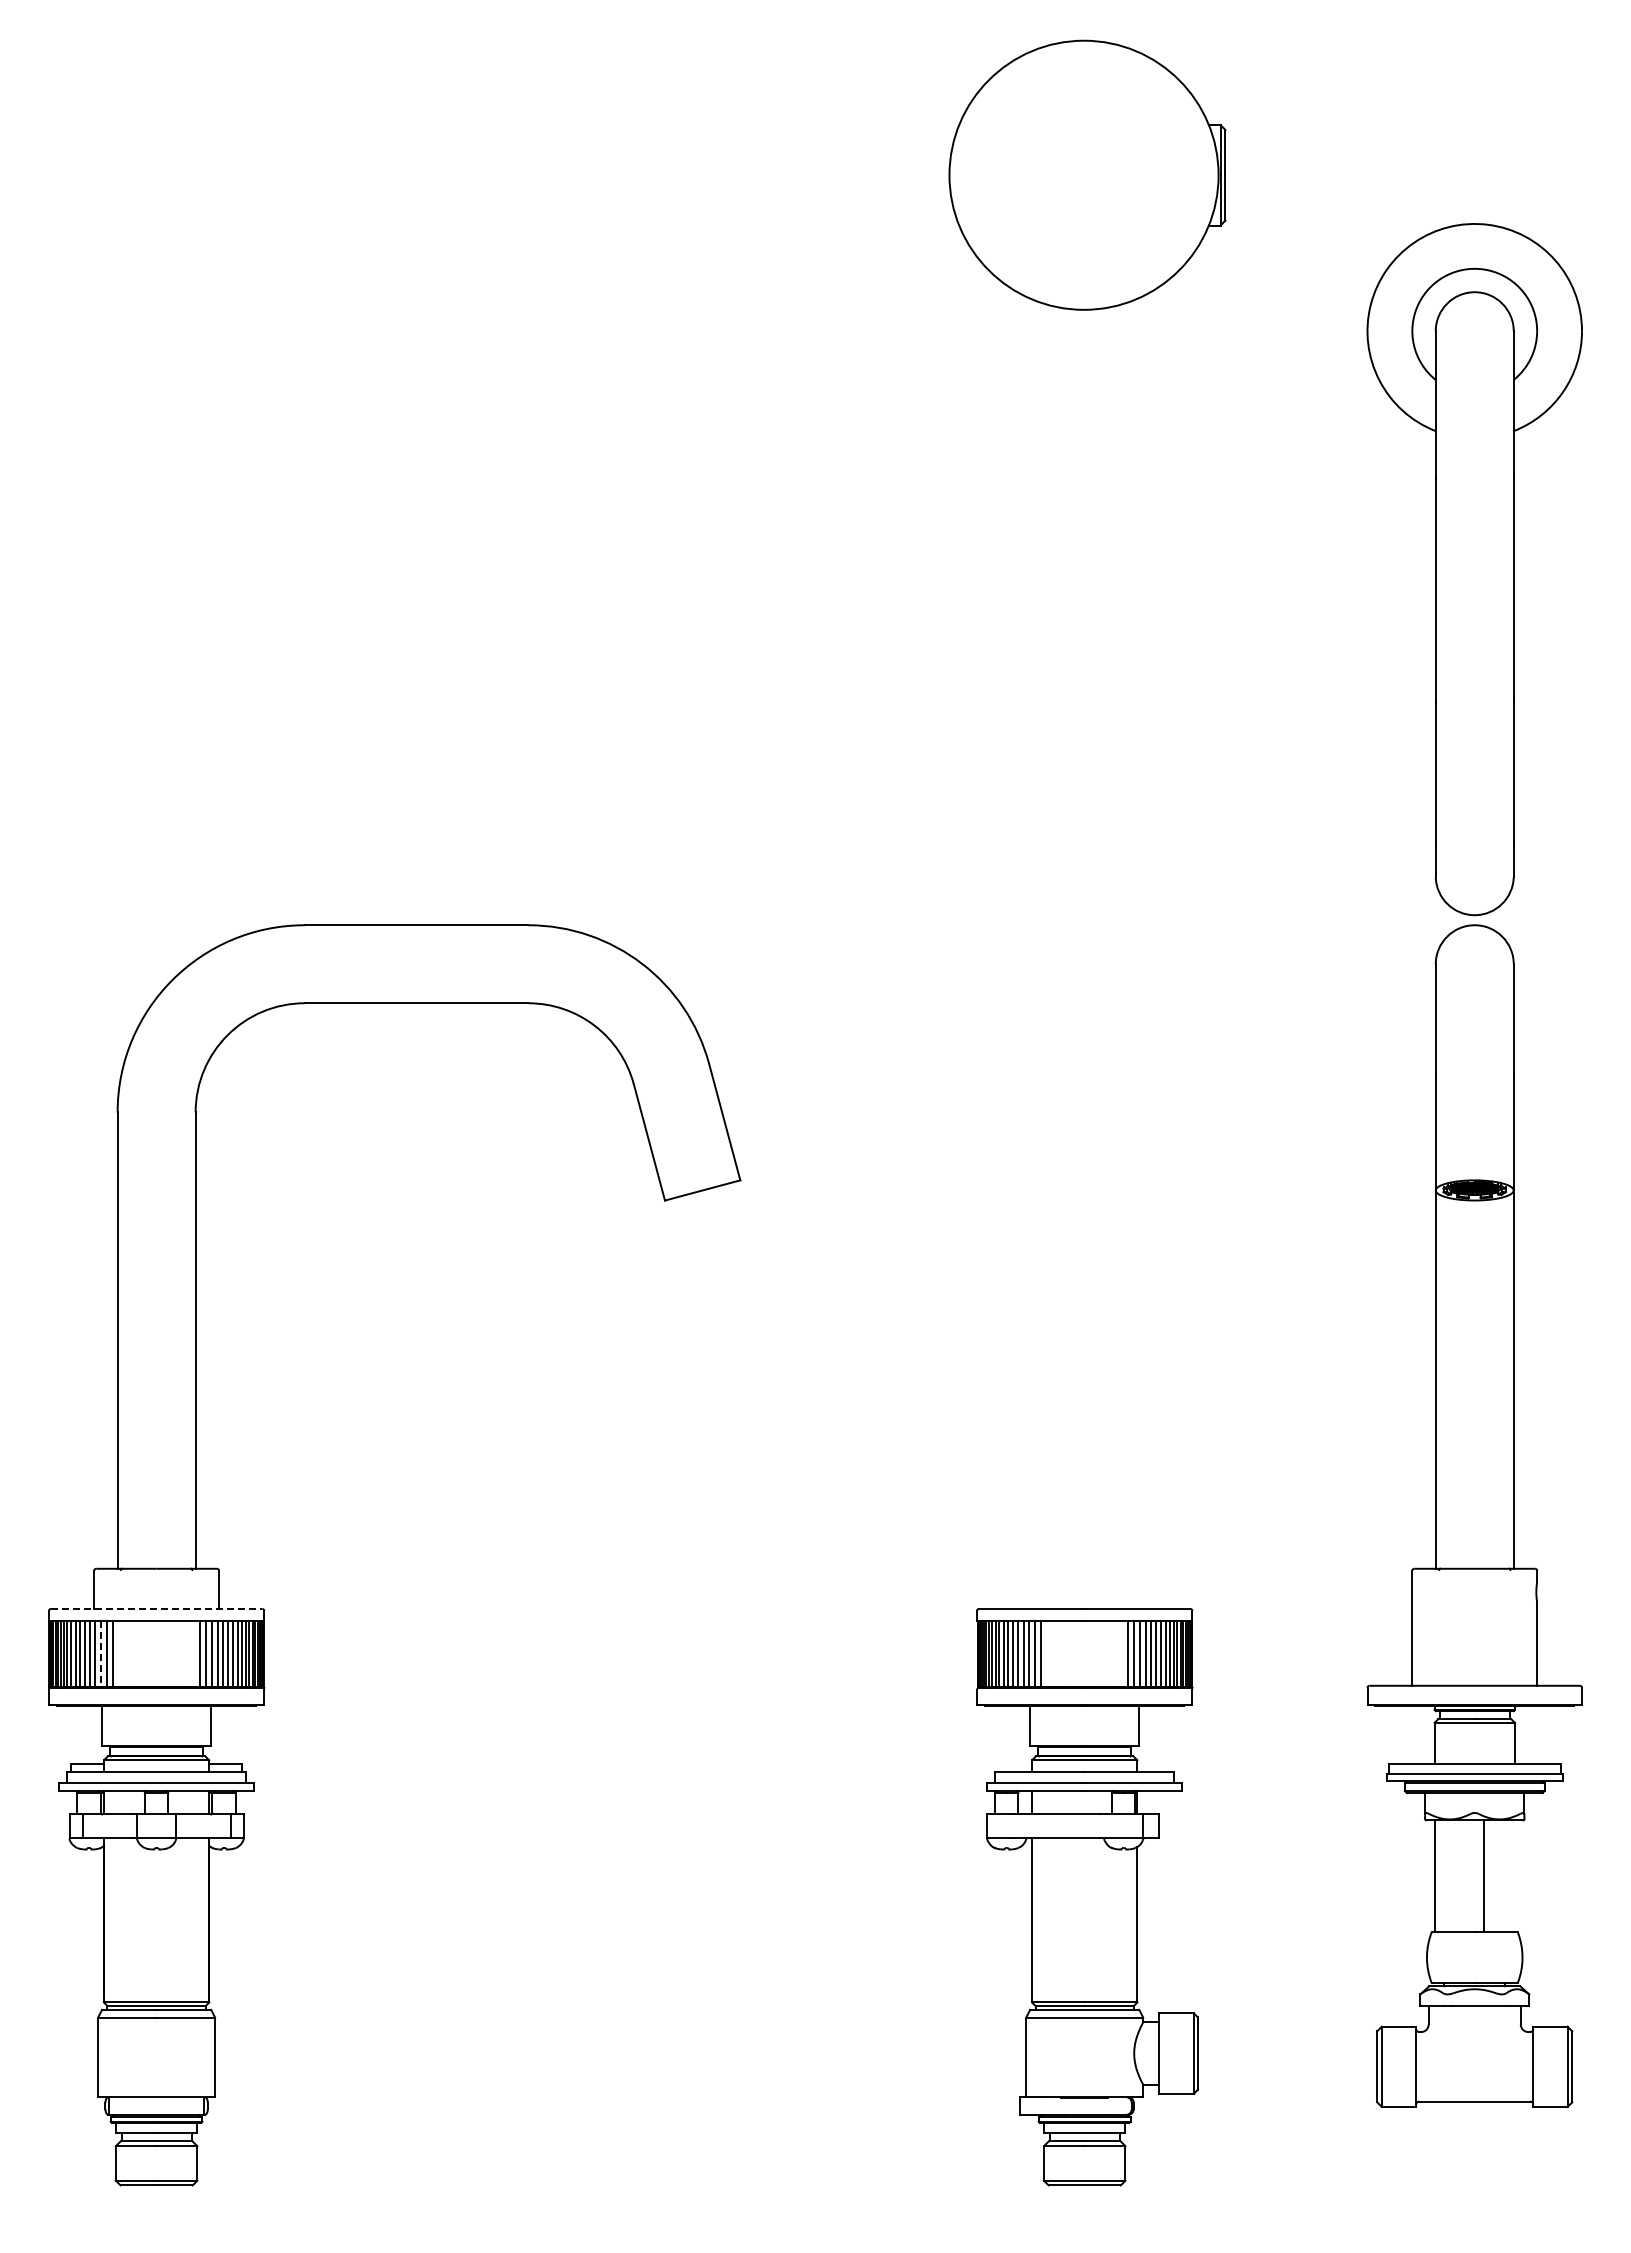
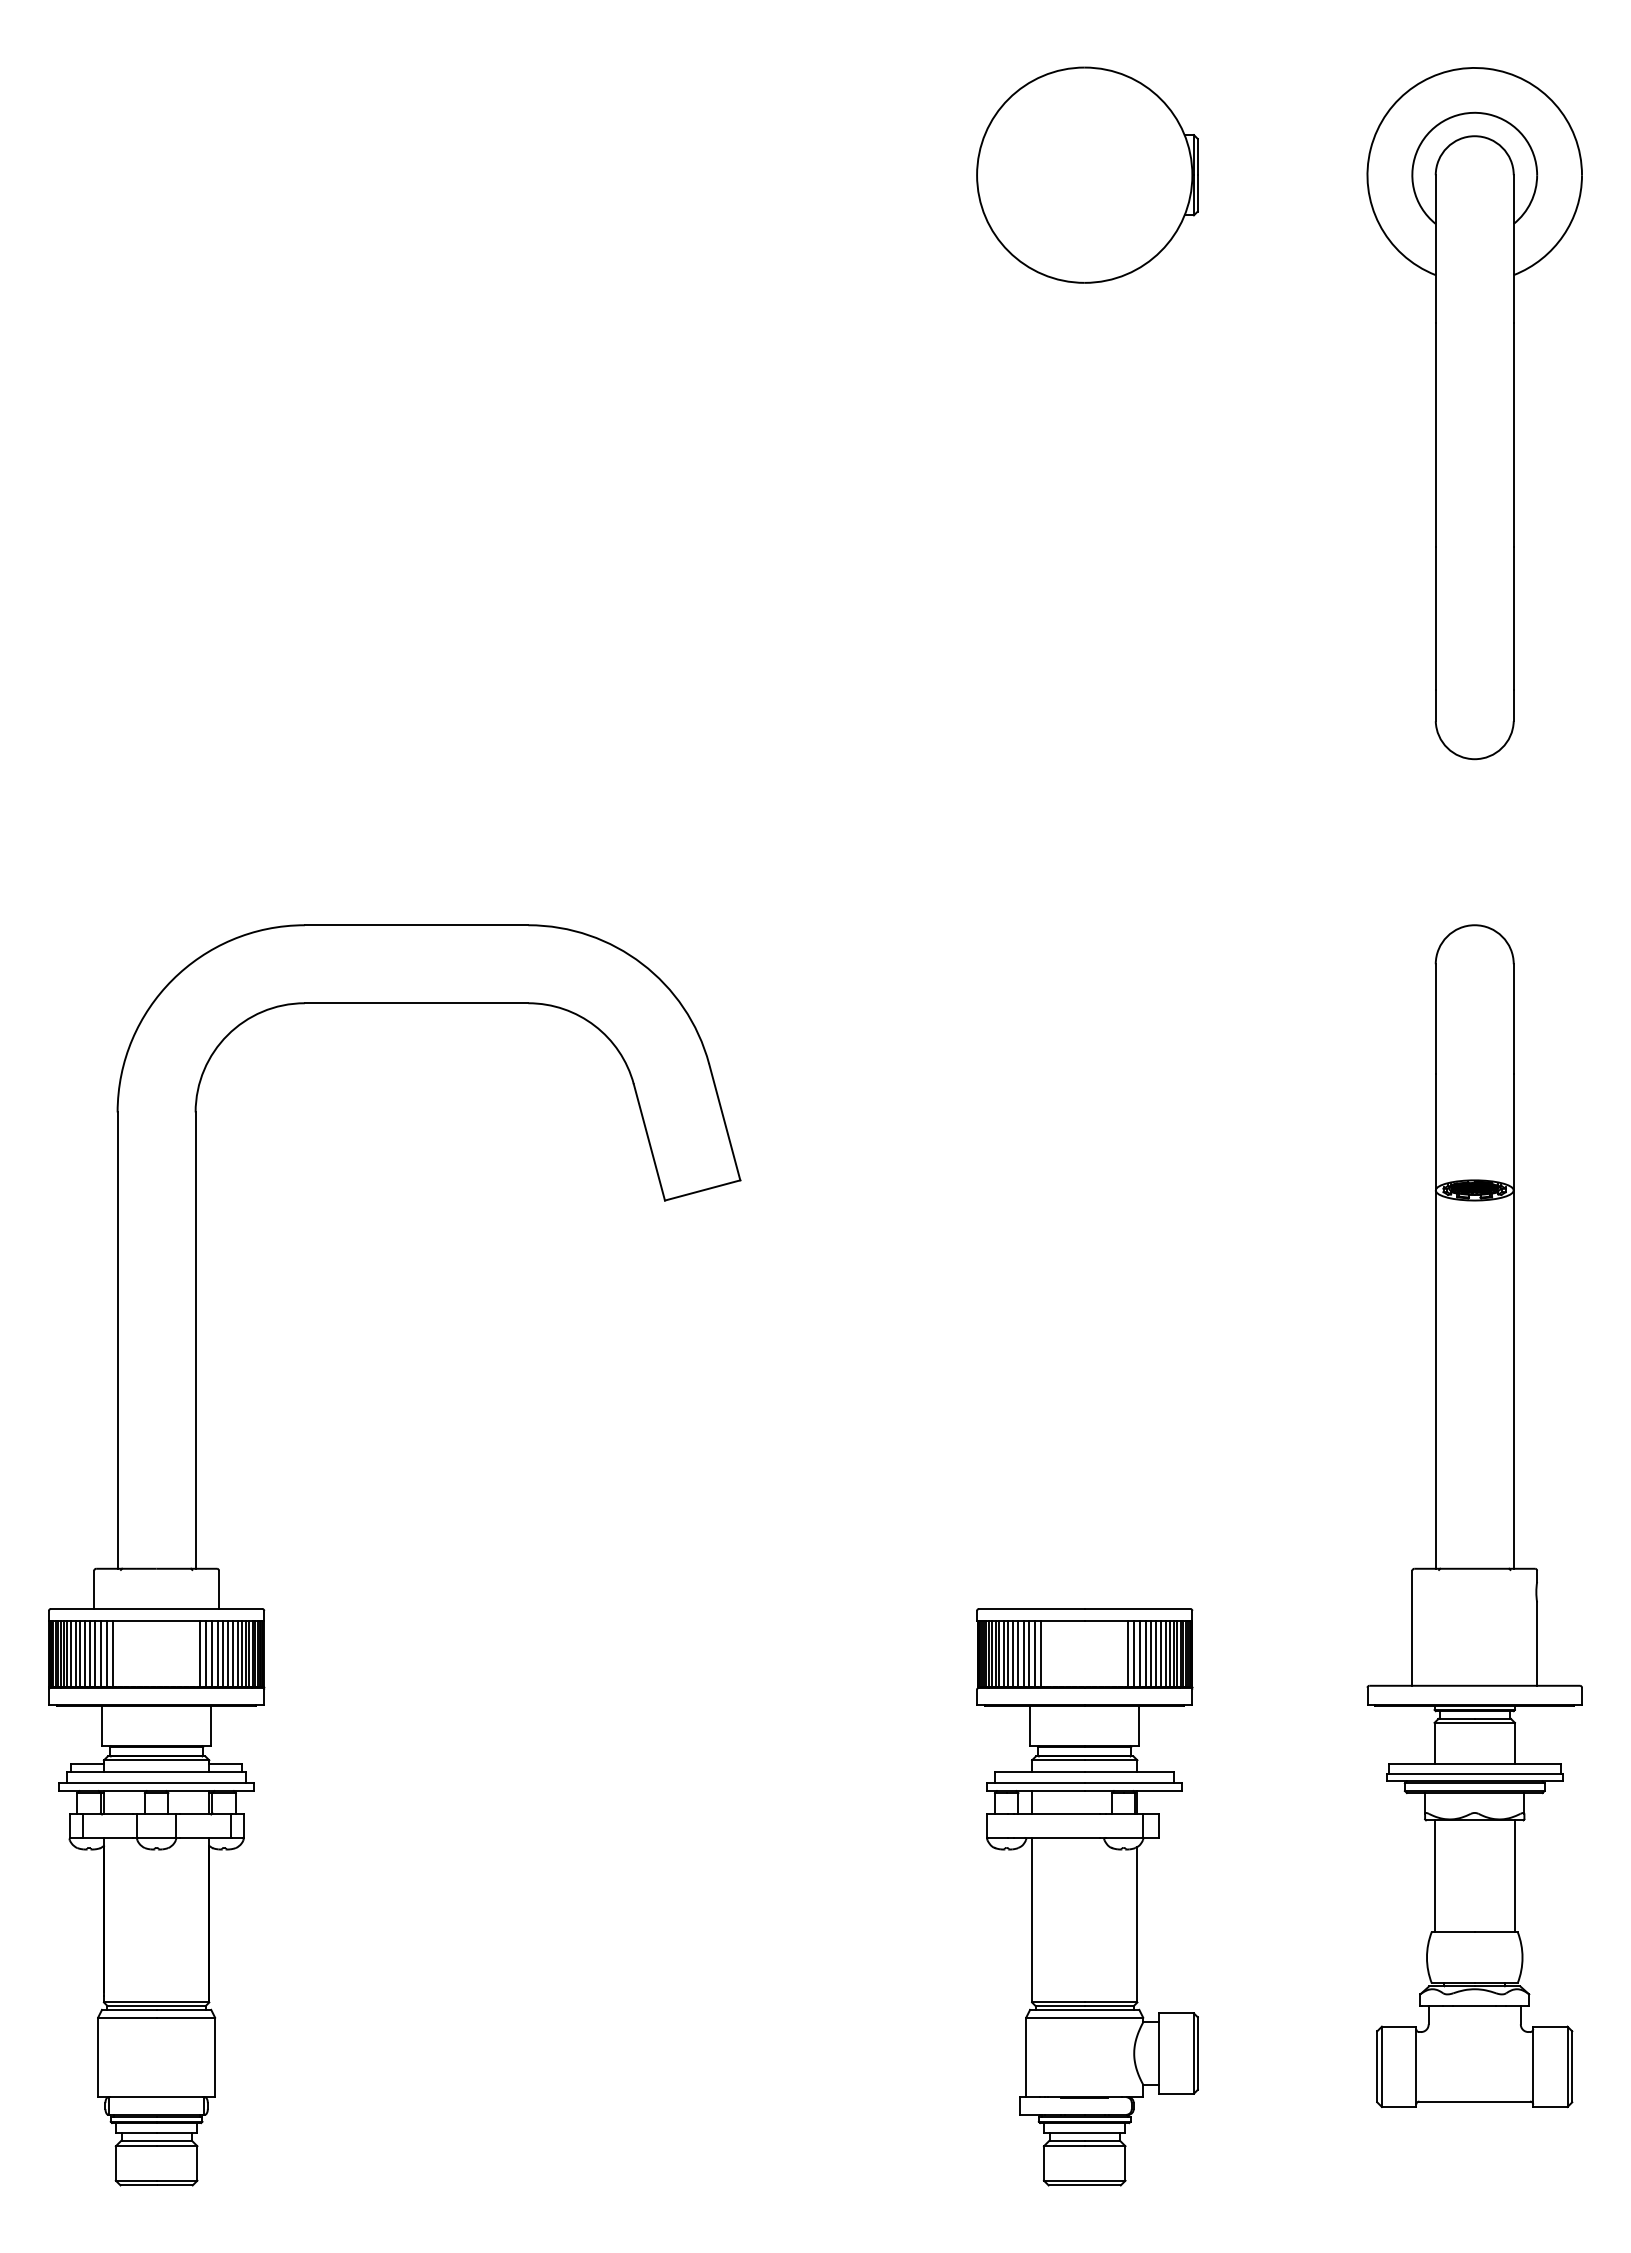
part size: 279x272 px -> 223x218 px (1087, 174)
part position: (1474, 569) -> (1474, 413) (1474, 413)
line: dashed -> solid (156, 1608)
line: dashed -> solid (101, 1654)
line position: (1483, 1875) -> (1514, 1875) (1514, 1875)
